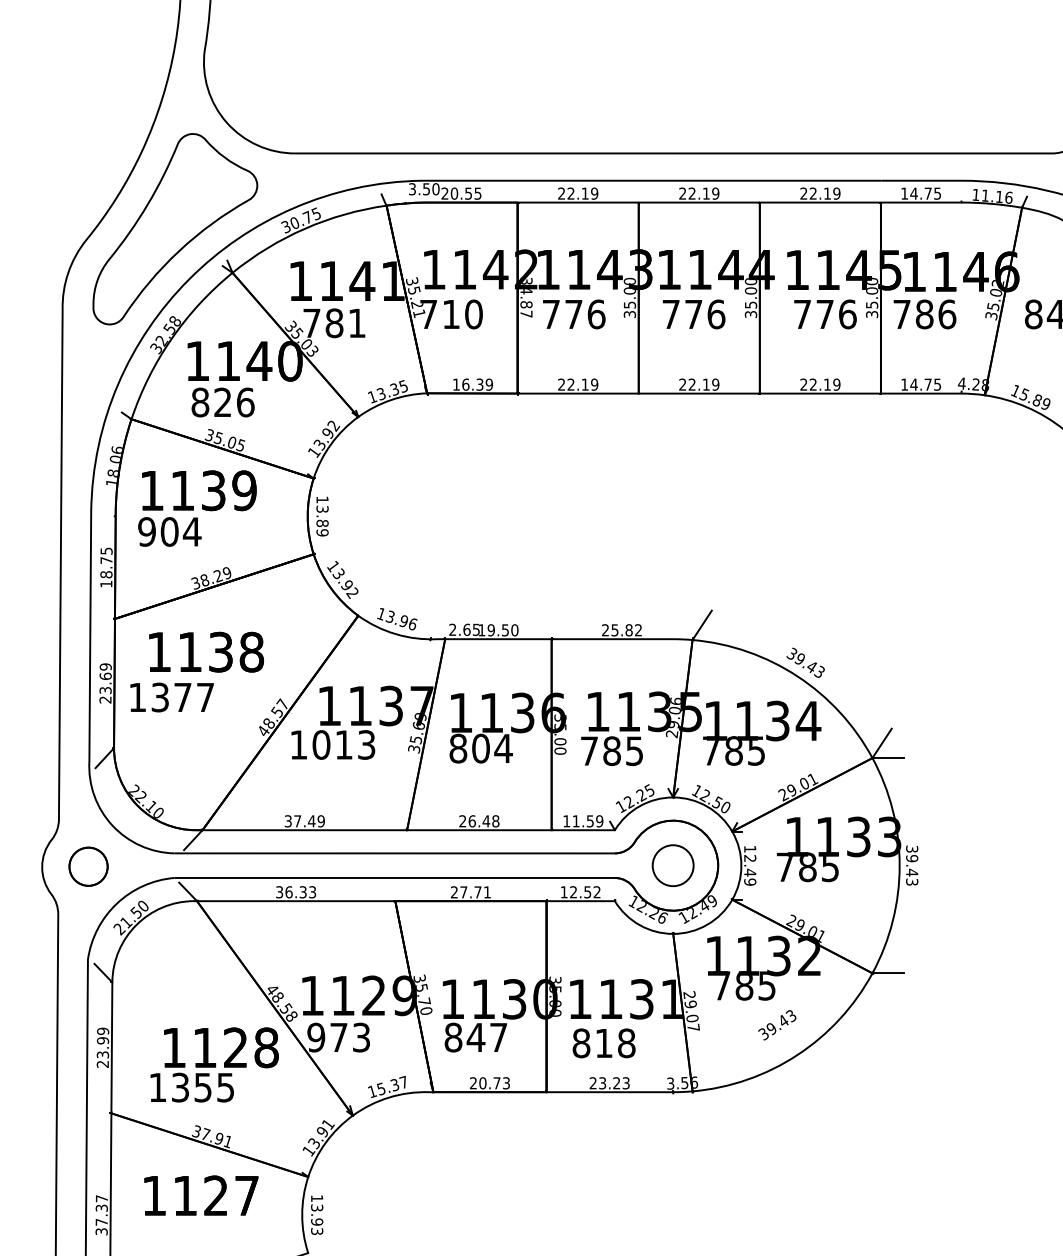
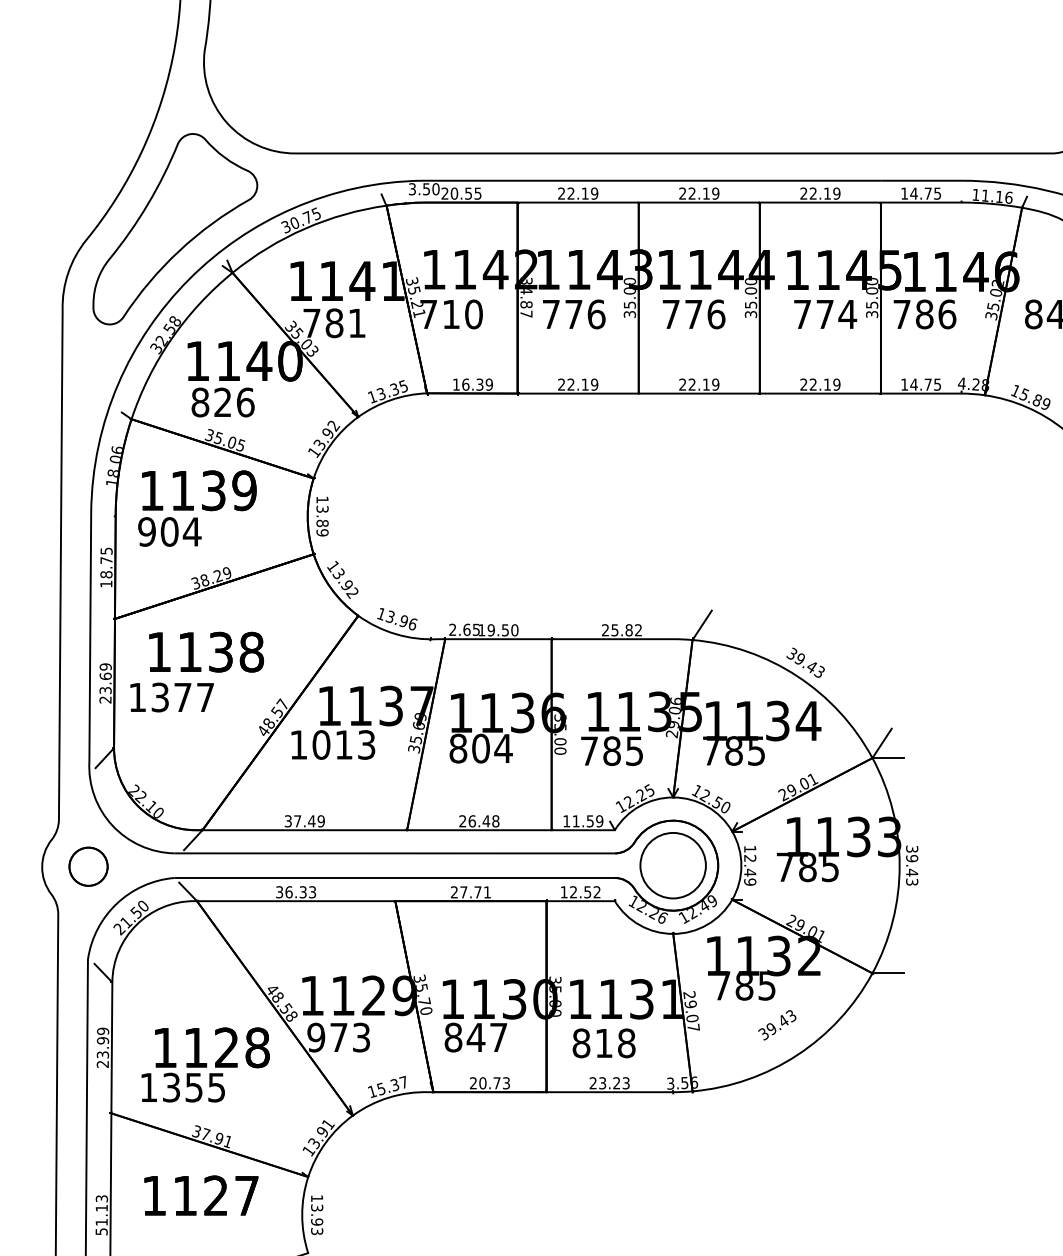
text: 776 -> 774 (847, 314)
circle diameter: 41 px -> 65 px (672, 865)
text position: (214, 1064) -> (205, 1064) (205, 1064)
text: 37.37 -> 51.13 (101, 1214)
